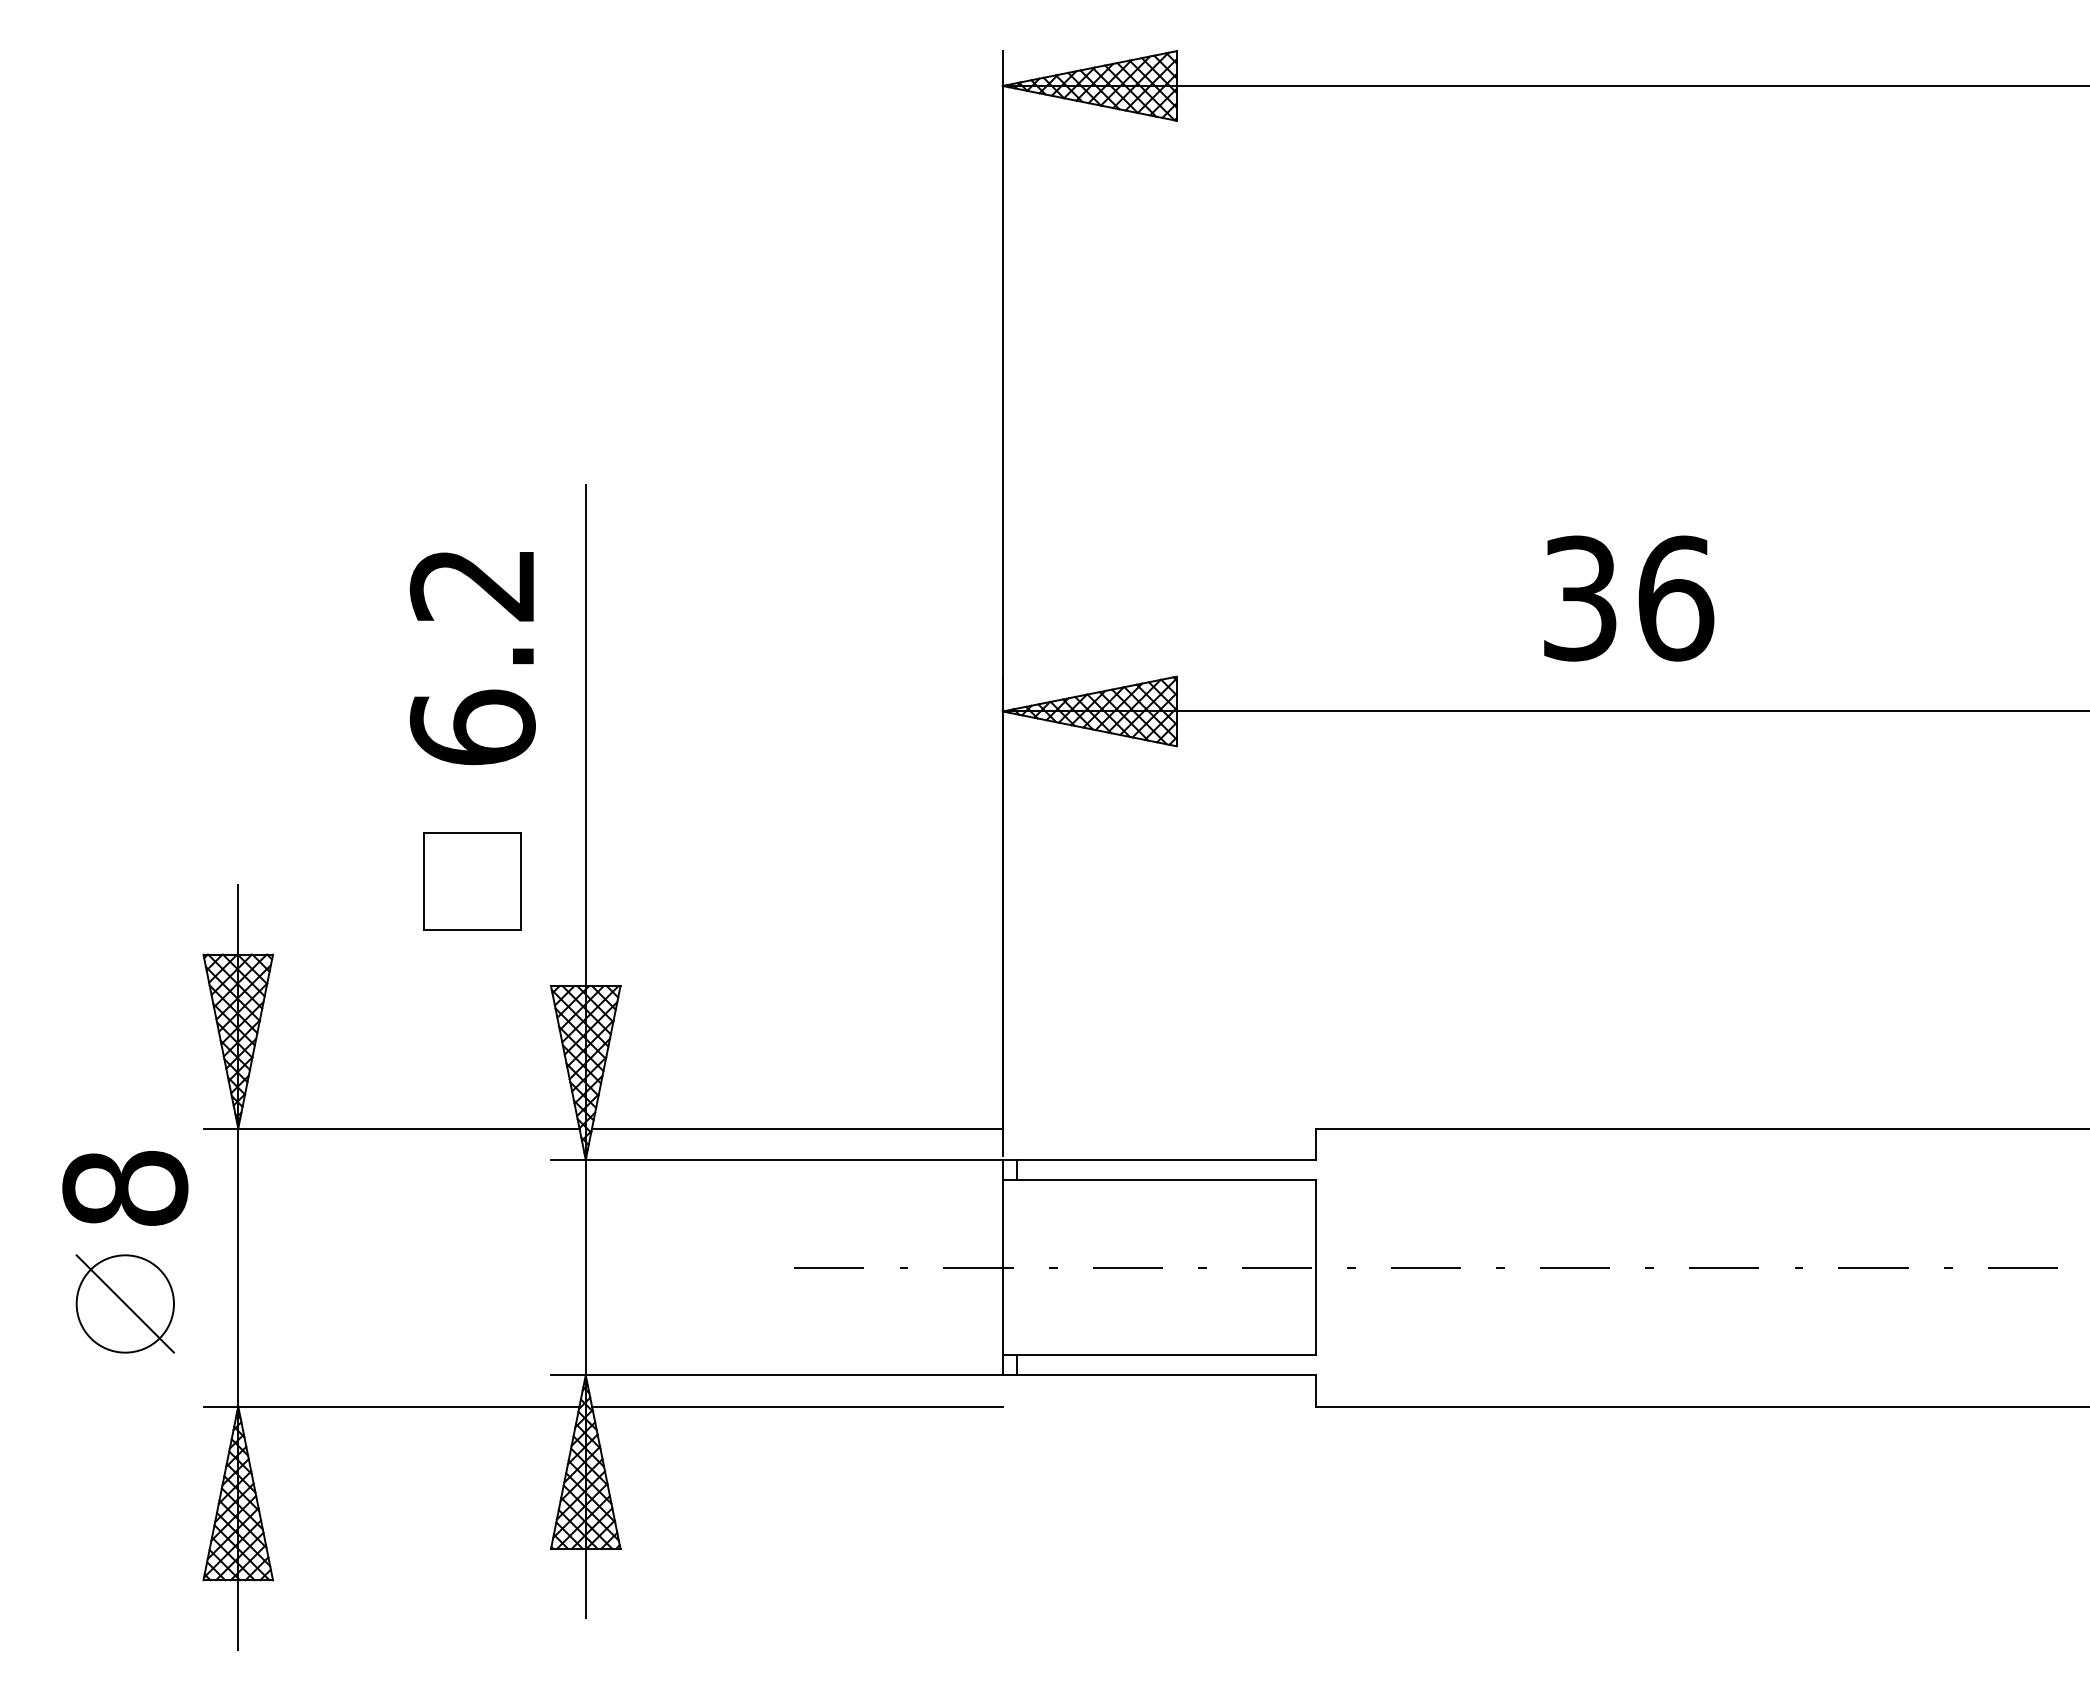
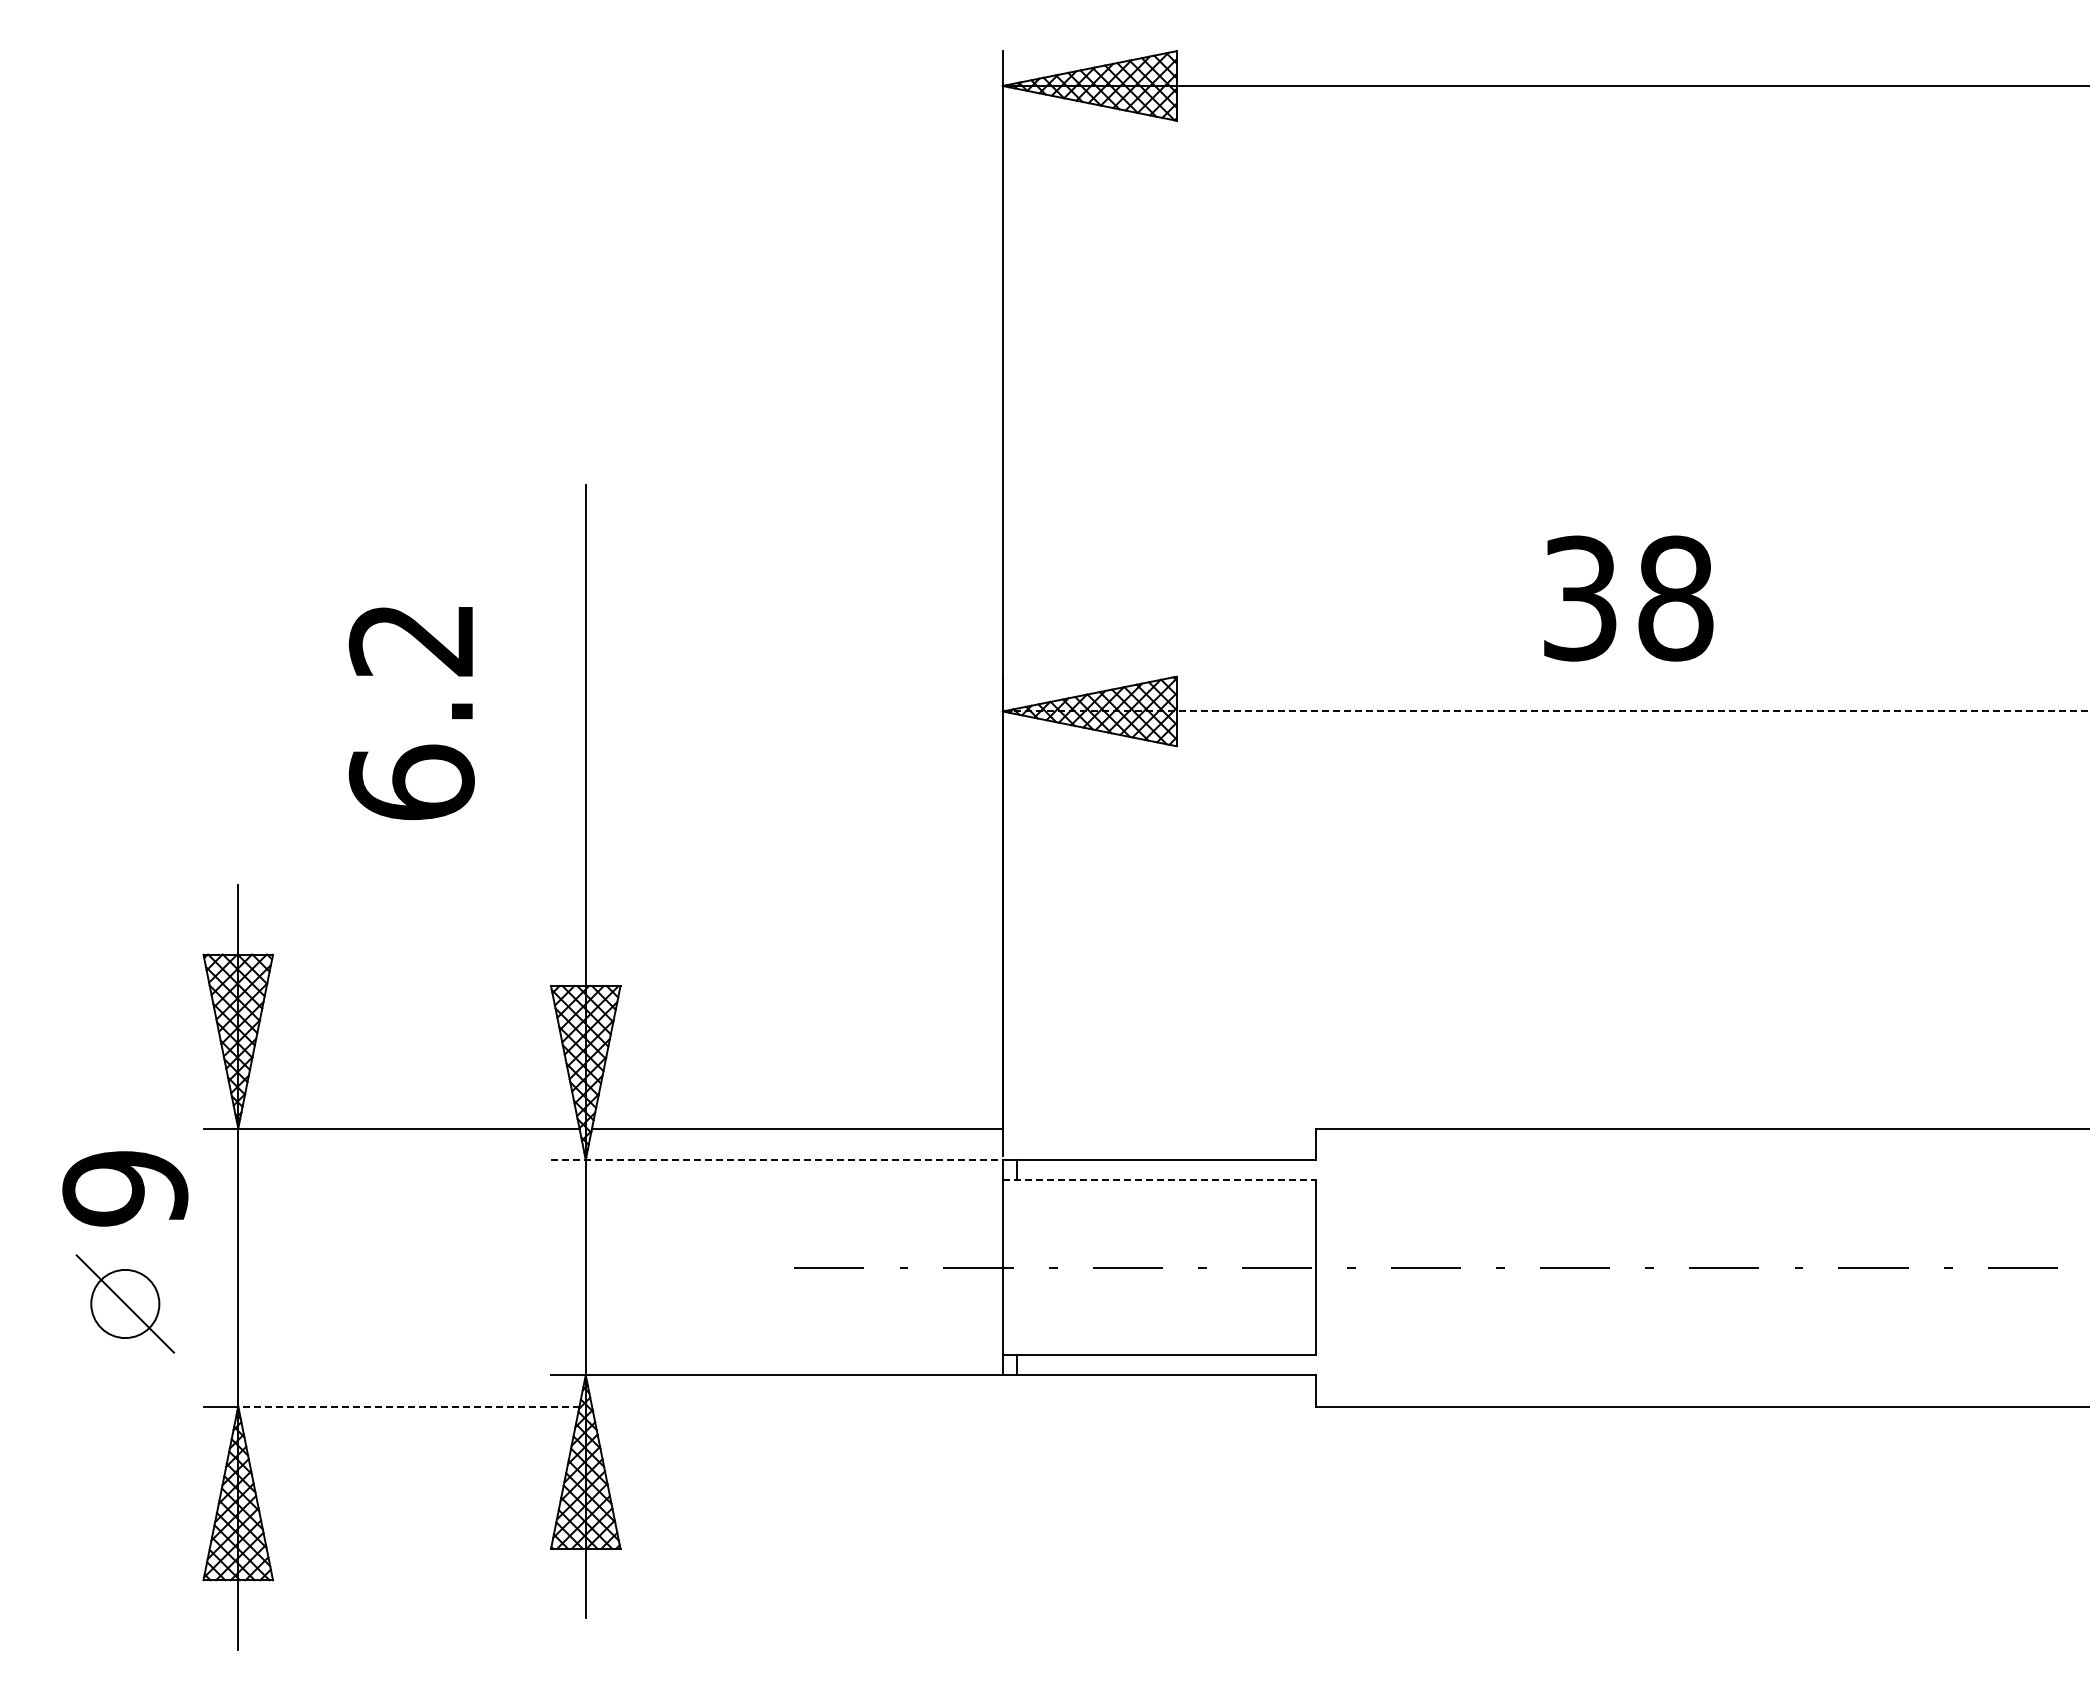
text: 36 -> 38 (1676, 598)
text position: (472, 658) -> (411, 713) (411, 713)
line: solid -> dashed (1546, 711)
part: present -> none (472, 881)
line: solid -> dashed (776, 1159)
line: solid -> dashed (1159, 1179)
text: 8 -> 9 (125, 1188)
circle diameter: 97 px -> 68 px (125, 1303)
line: solid -> dashed (408, 1406)
line: present -> none (797, 1406)
